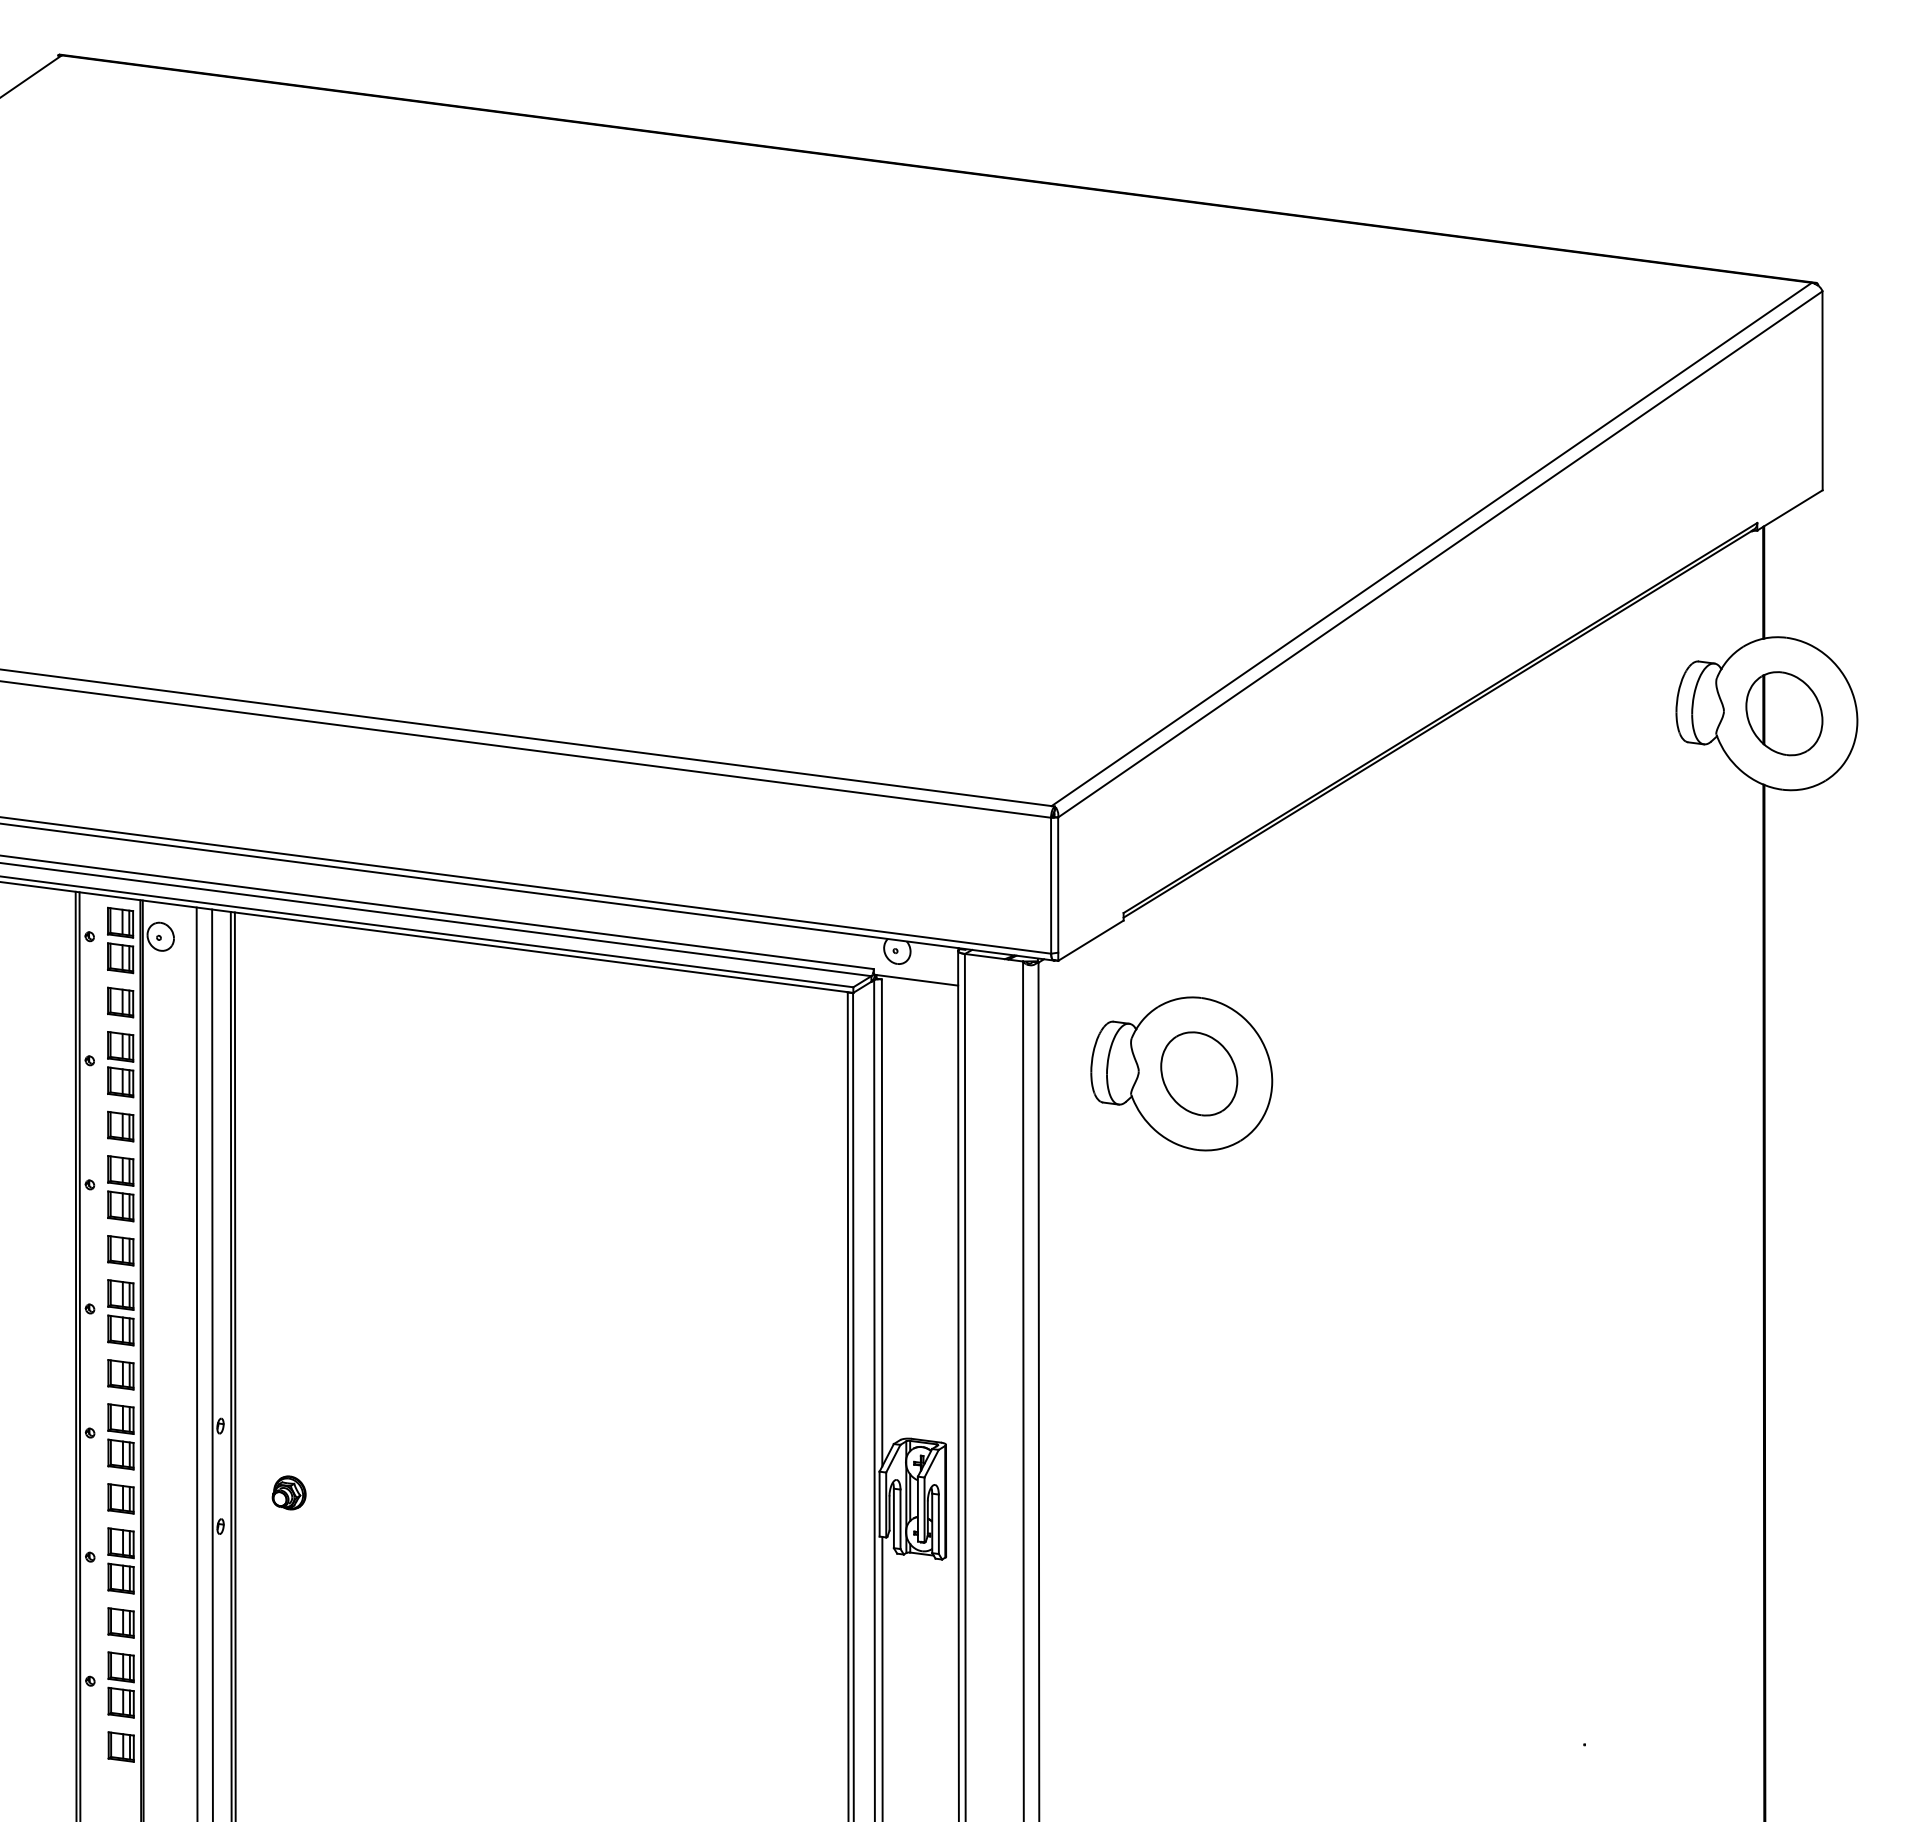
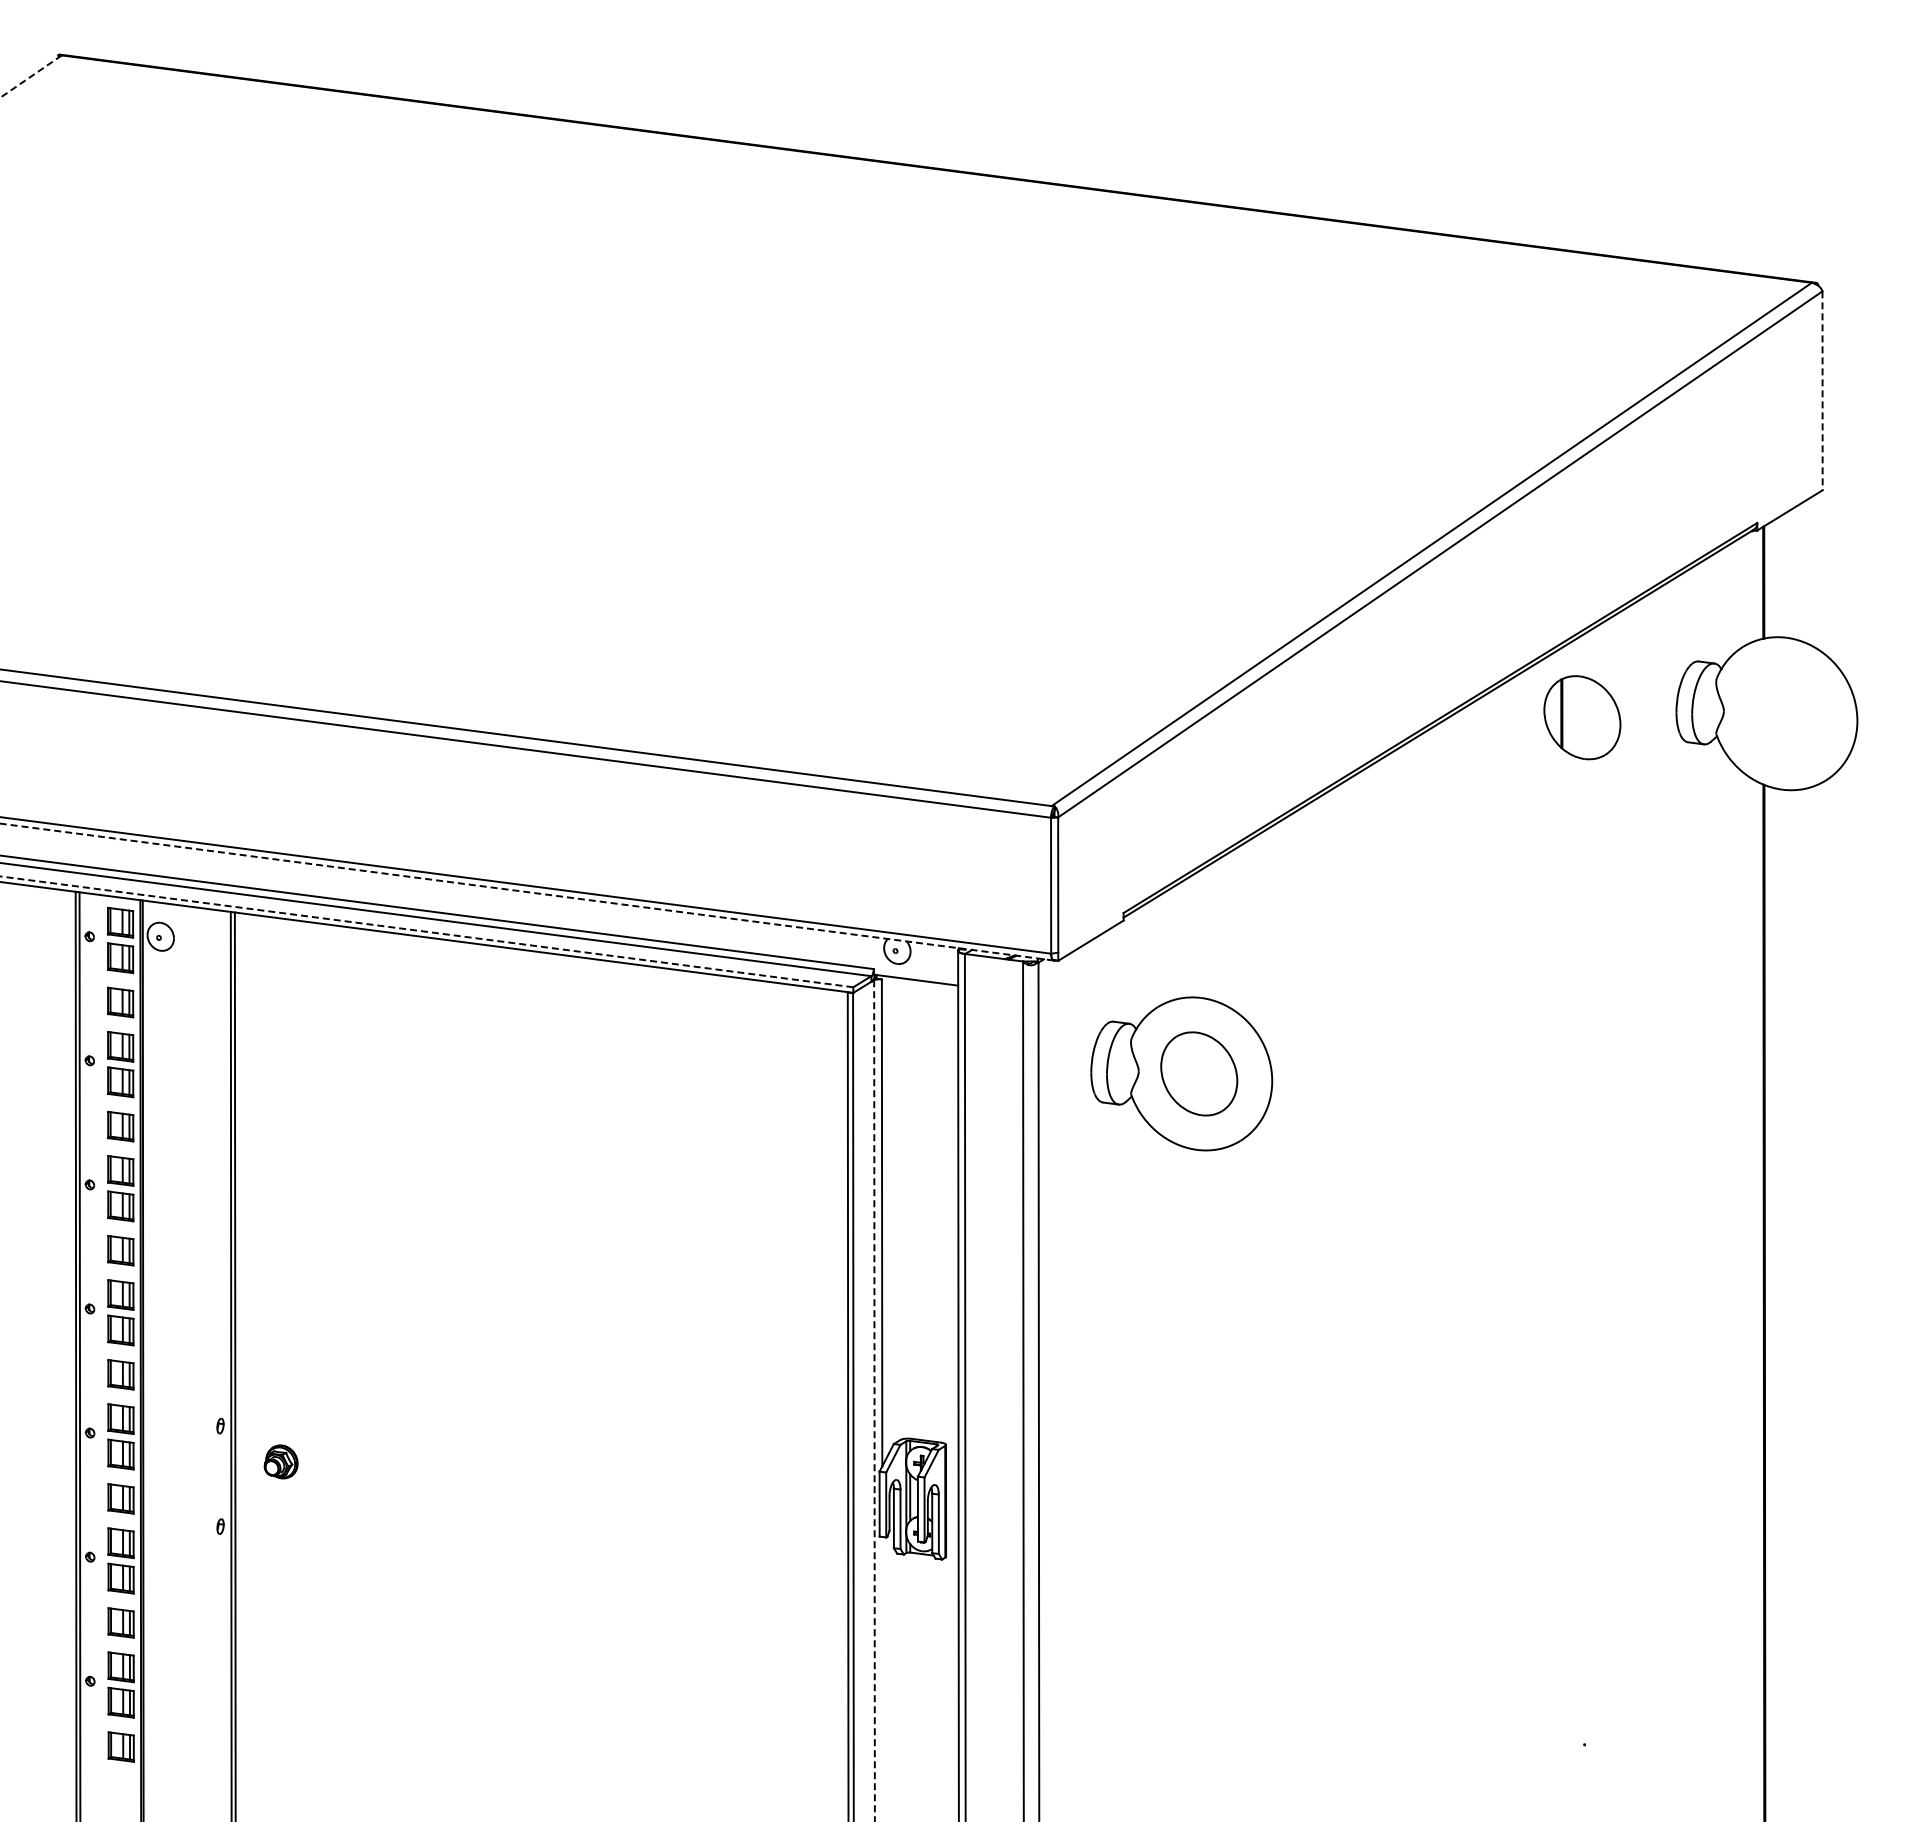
line: solid -> dashed (30, 76)
line: solid -> dashed (1822, 391)
part position: (1784, 713) -> (1582, 717) (1582, 717)
line: solid -> dashed (526, 892)
line: solid -> dashed (427, 931)
line: present -> none (196, 1362)
line: present -> none (212, 1363)
line: solid -> dashed (874, 1401)
part position: (288, 1492) -> (280, 1461) (280, 1461)
line: present -> none (882, 1677)
